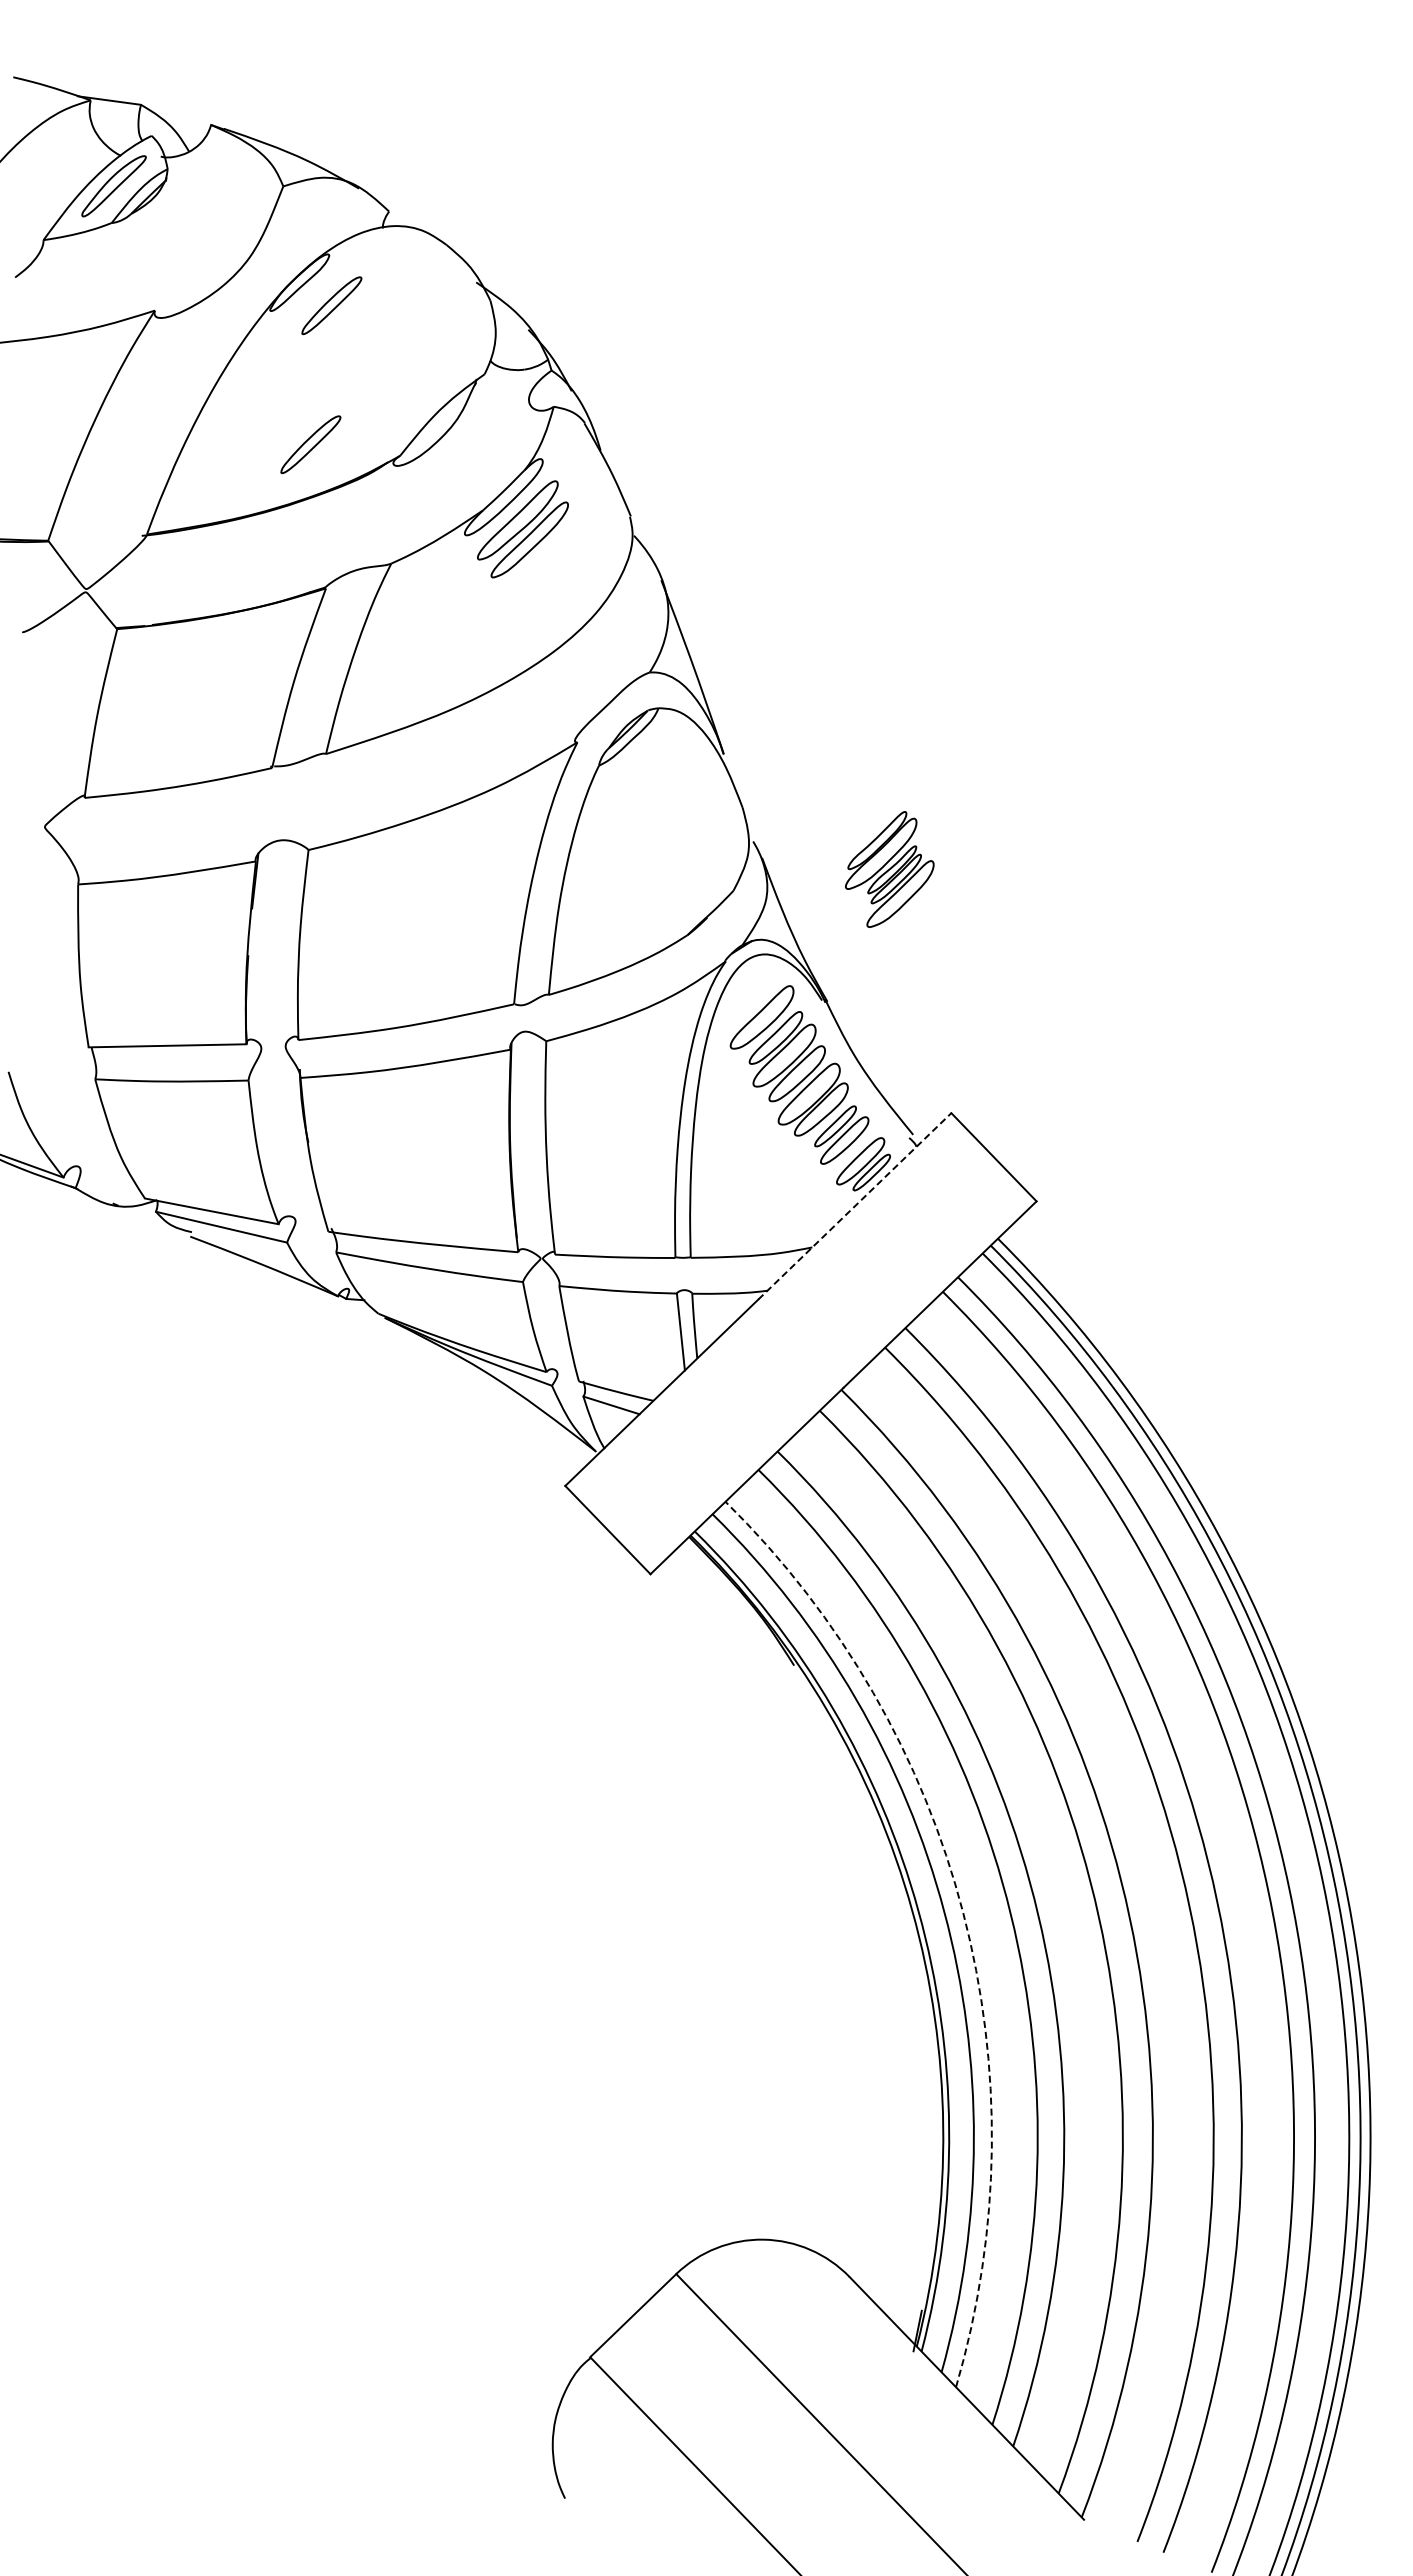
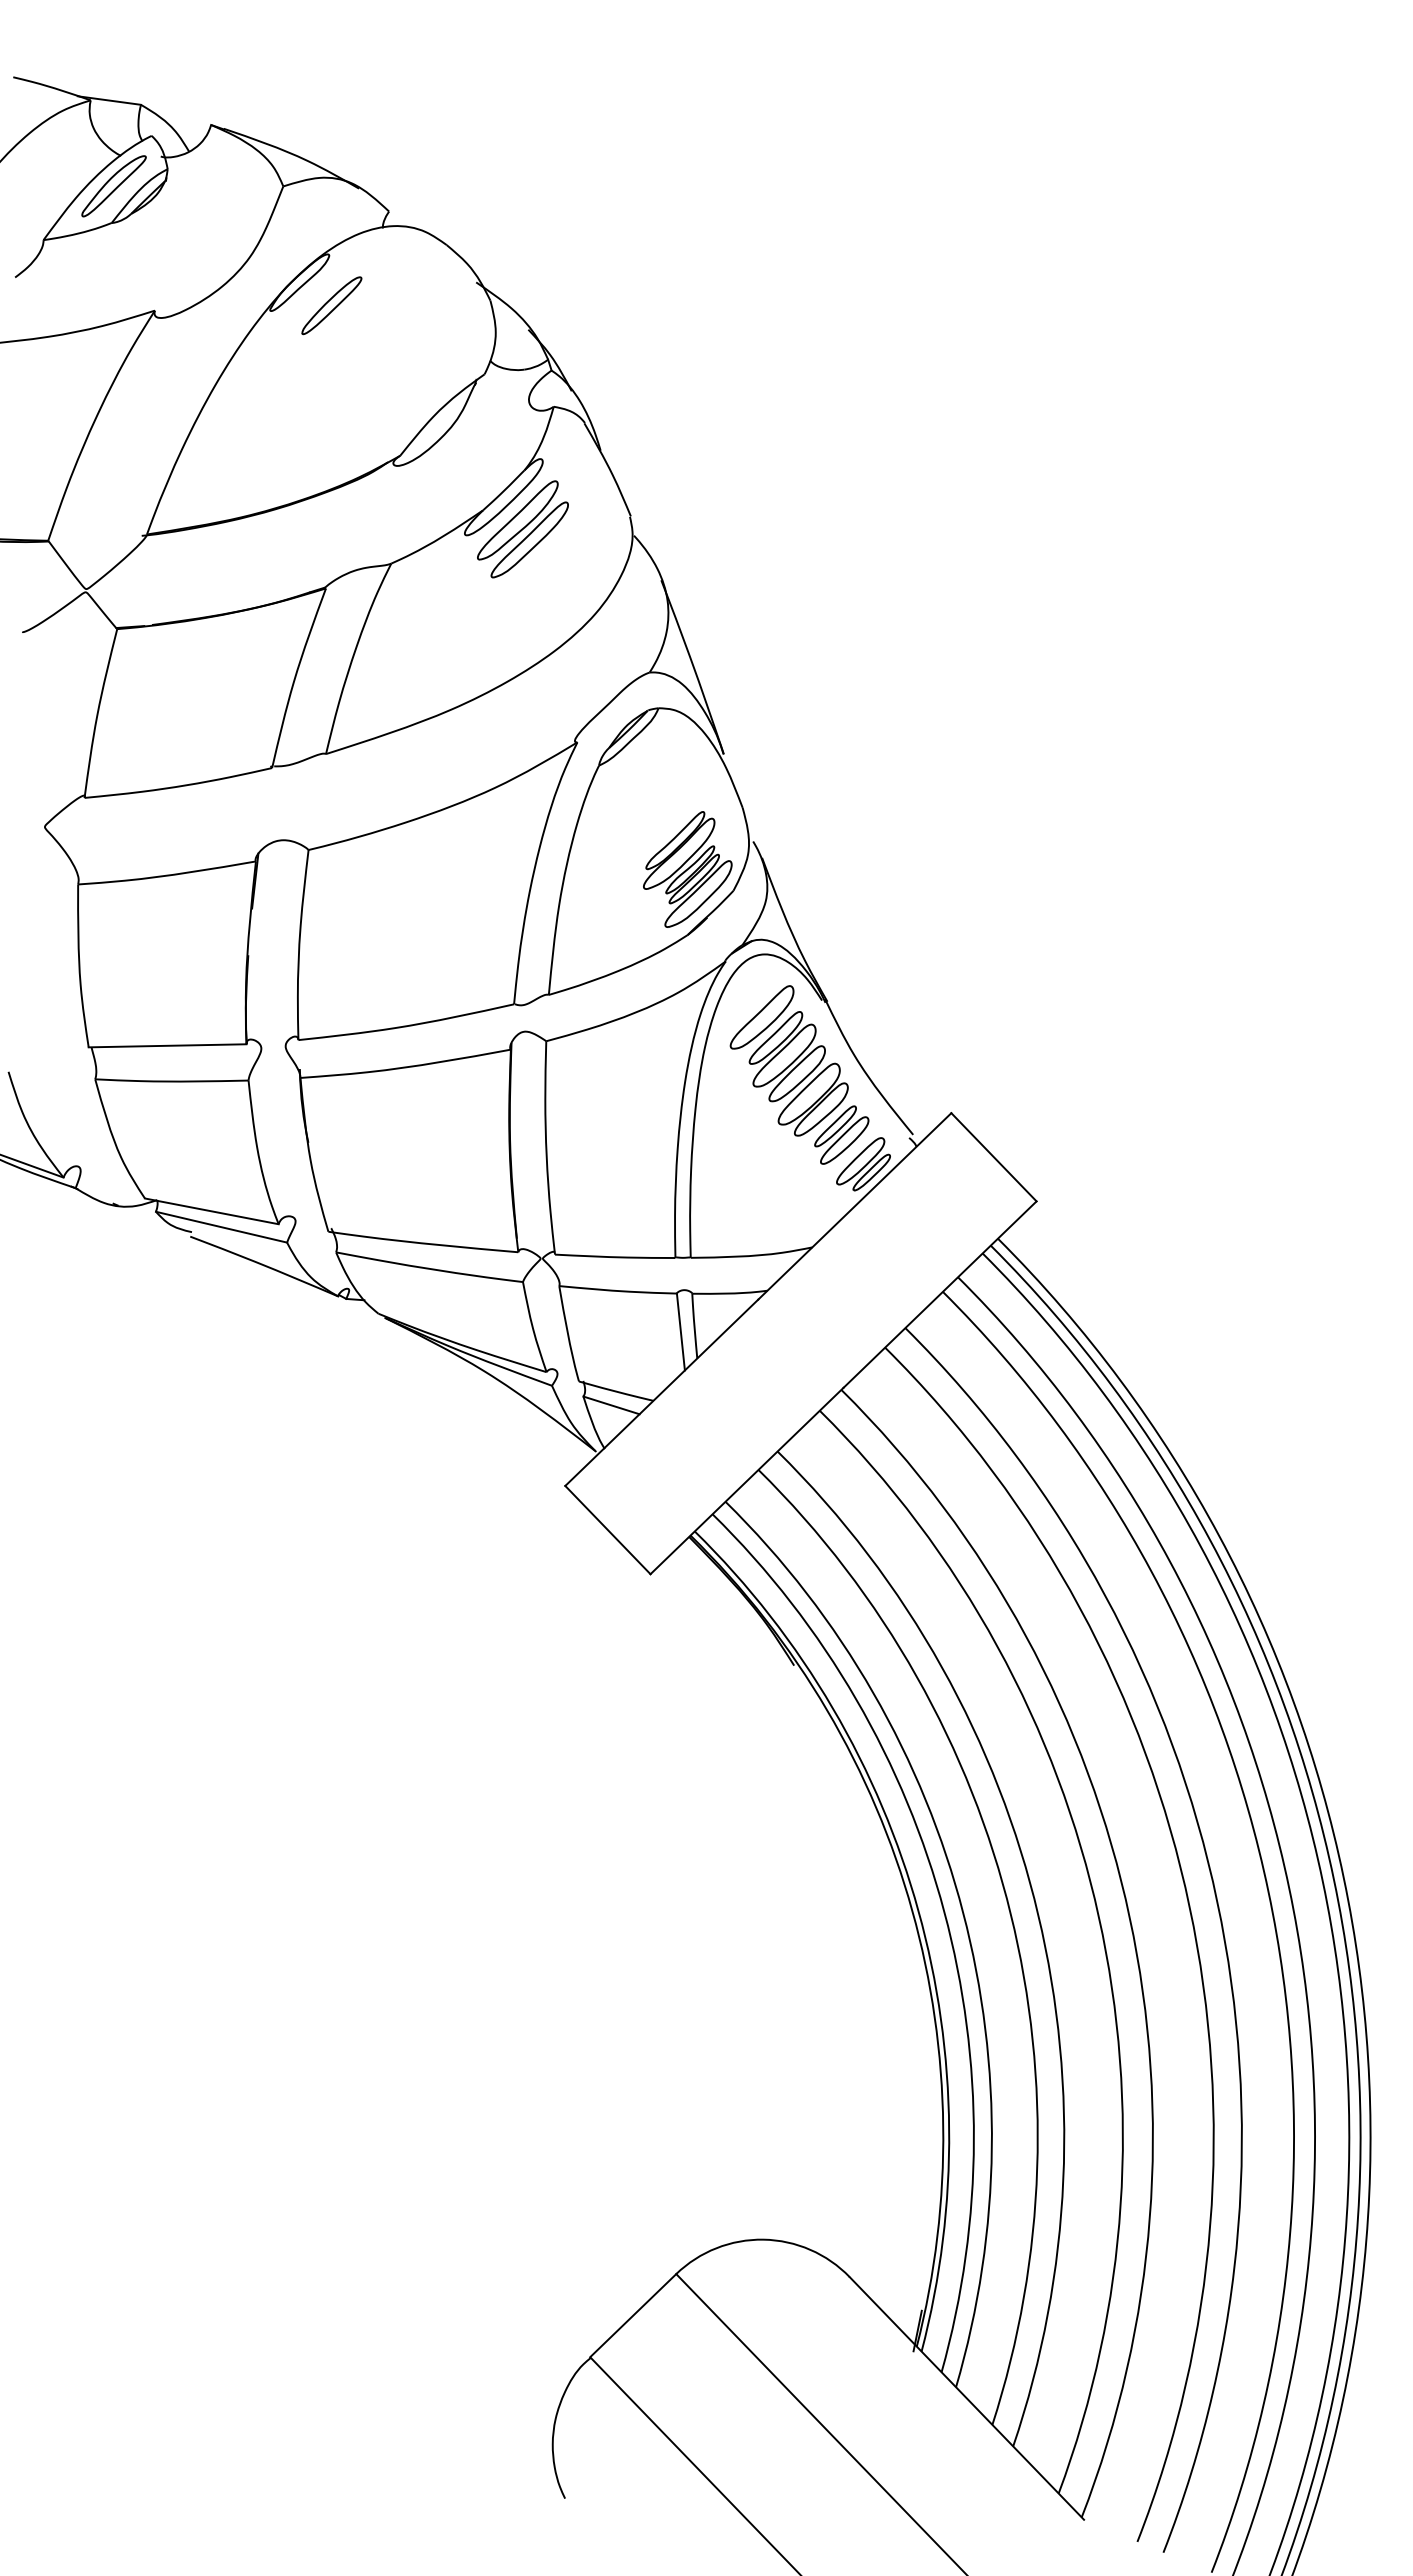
part: present -> none (310, 444)
part position: (889, 869) -> (687, 869) (687, 869)
line: dashed -> solid (855, 1206)
arc: dashed -> solid (963, 1912)
